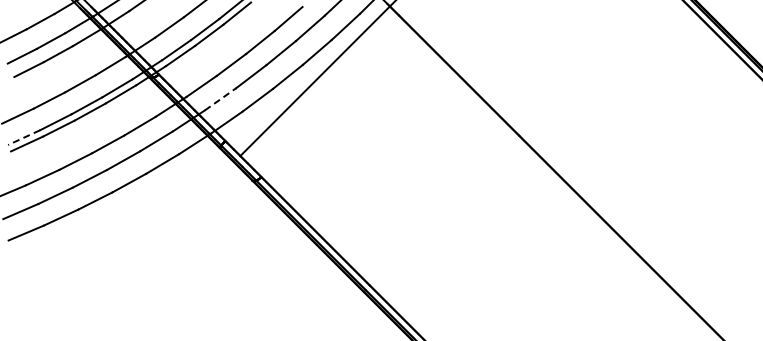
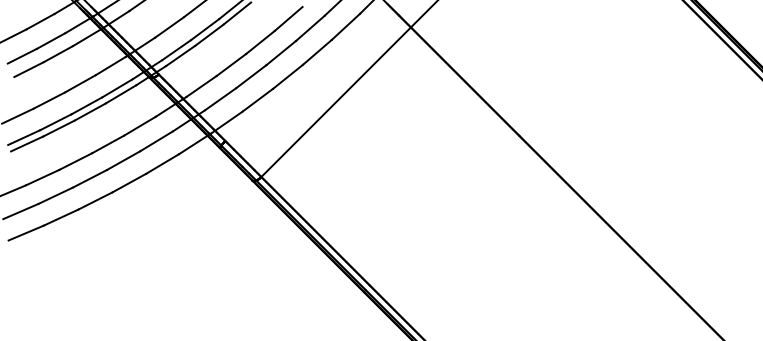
line position: (316, 79) -> (348, 89) (348, 89)
line: dashed -> solid (220, 99)
line: dashed -> solid (24, 137)
